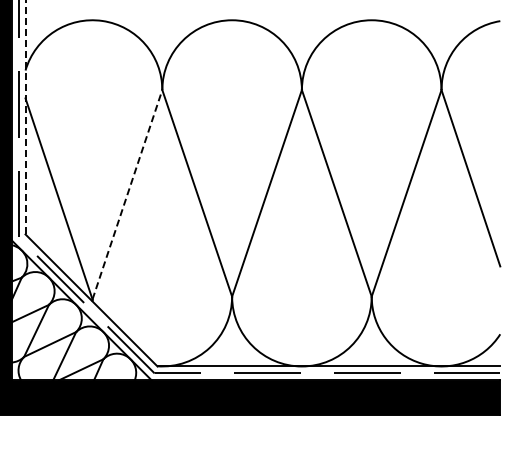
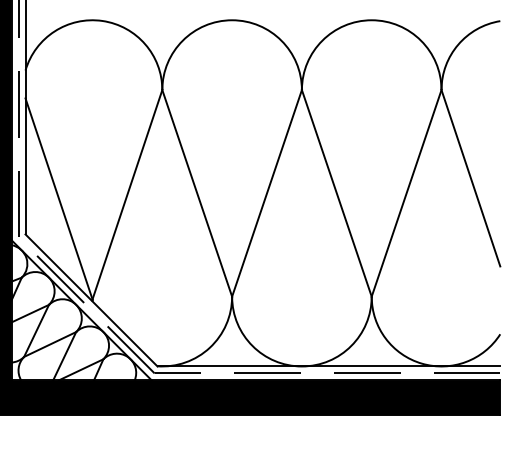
line: dashed -> solid (25, 117)
line: dashed -> solid (127, 194)
